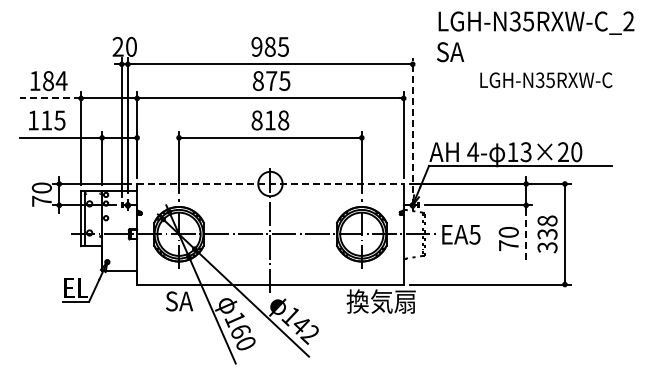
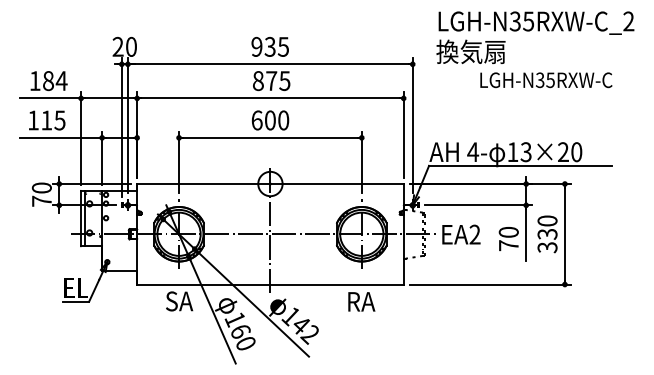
text: 985 -> 935 (269, 46)
text: SA -> 換気扇 (470, 51)
line: dashed -> solid (50, 98)
text: 818 -> 600 (270, 120)
line: dashed -> solid (412, 125)
line: dashed -> solid (270, 184)
text: 338 -> 330 (547, 220)
text: EA5 -> EA2 (474, 234)
line: dashed -> solid (526, 234)
text: 換気扇 -> RA (380, 301)
